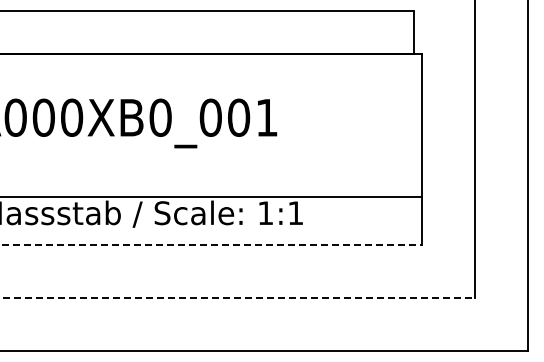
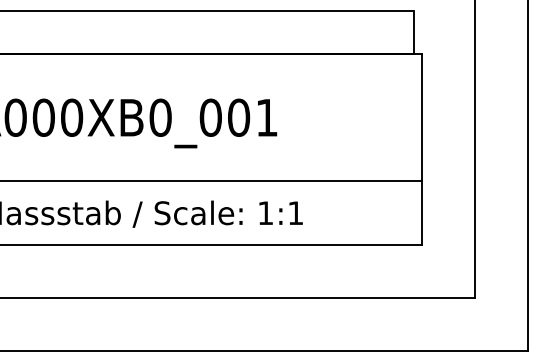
line position: (211, 197) -> (211, 181) (211, 181)
line: dashed -> solid (211, 245)
line: dashed -> solid (238, 298)
